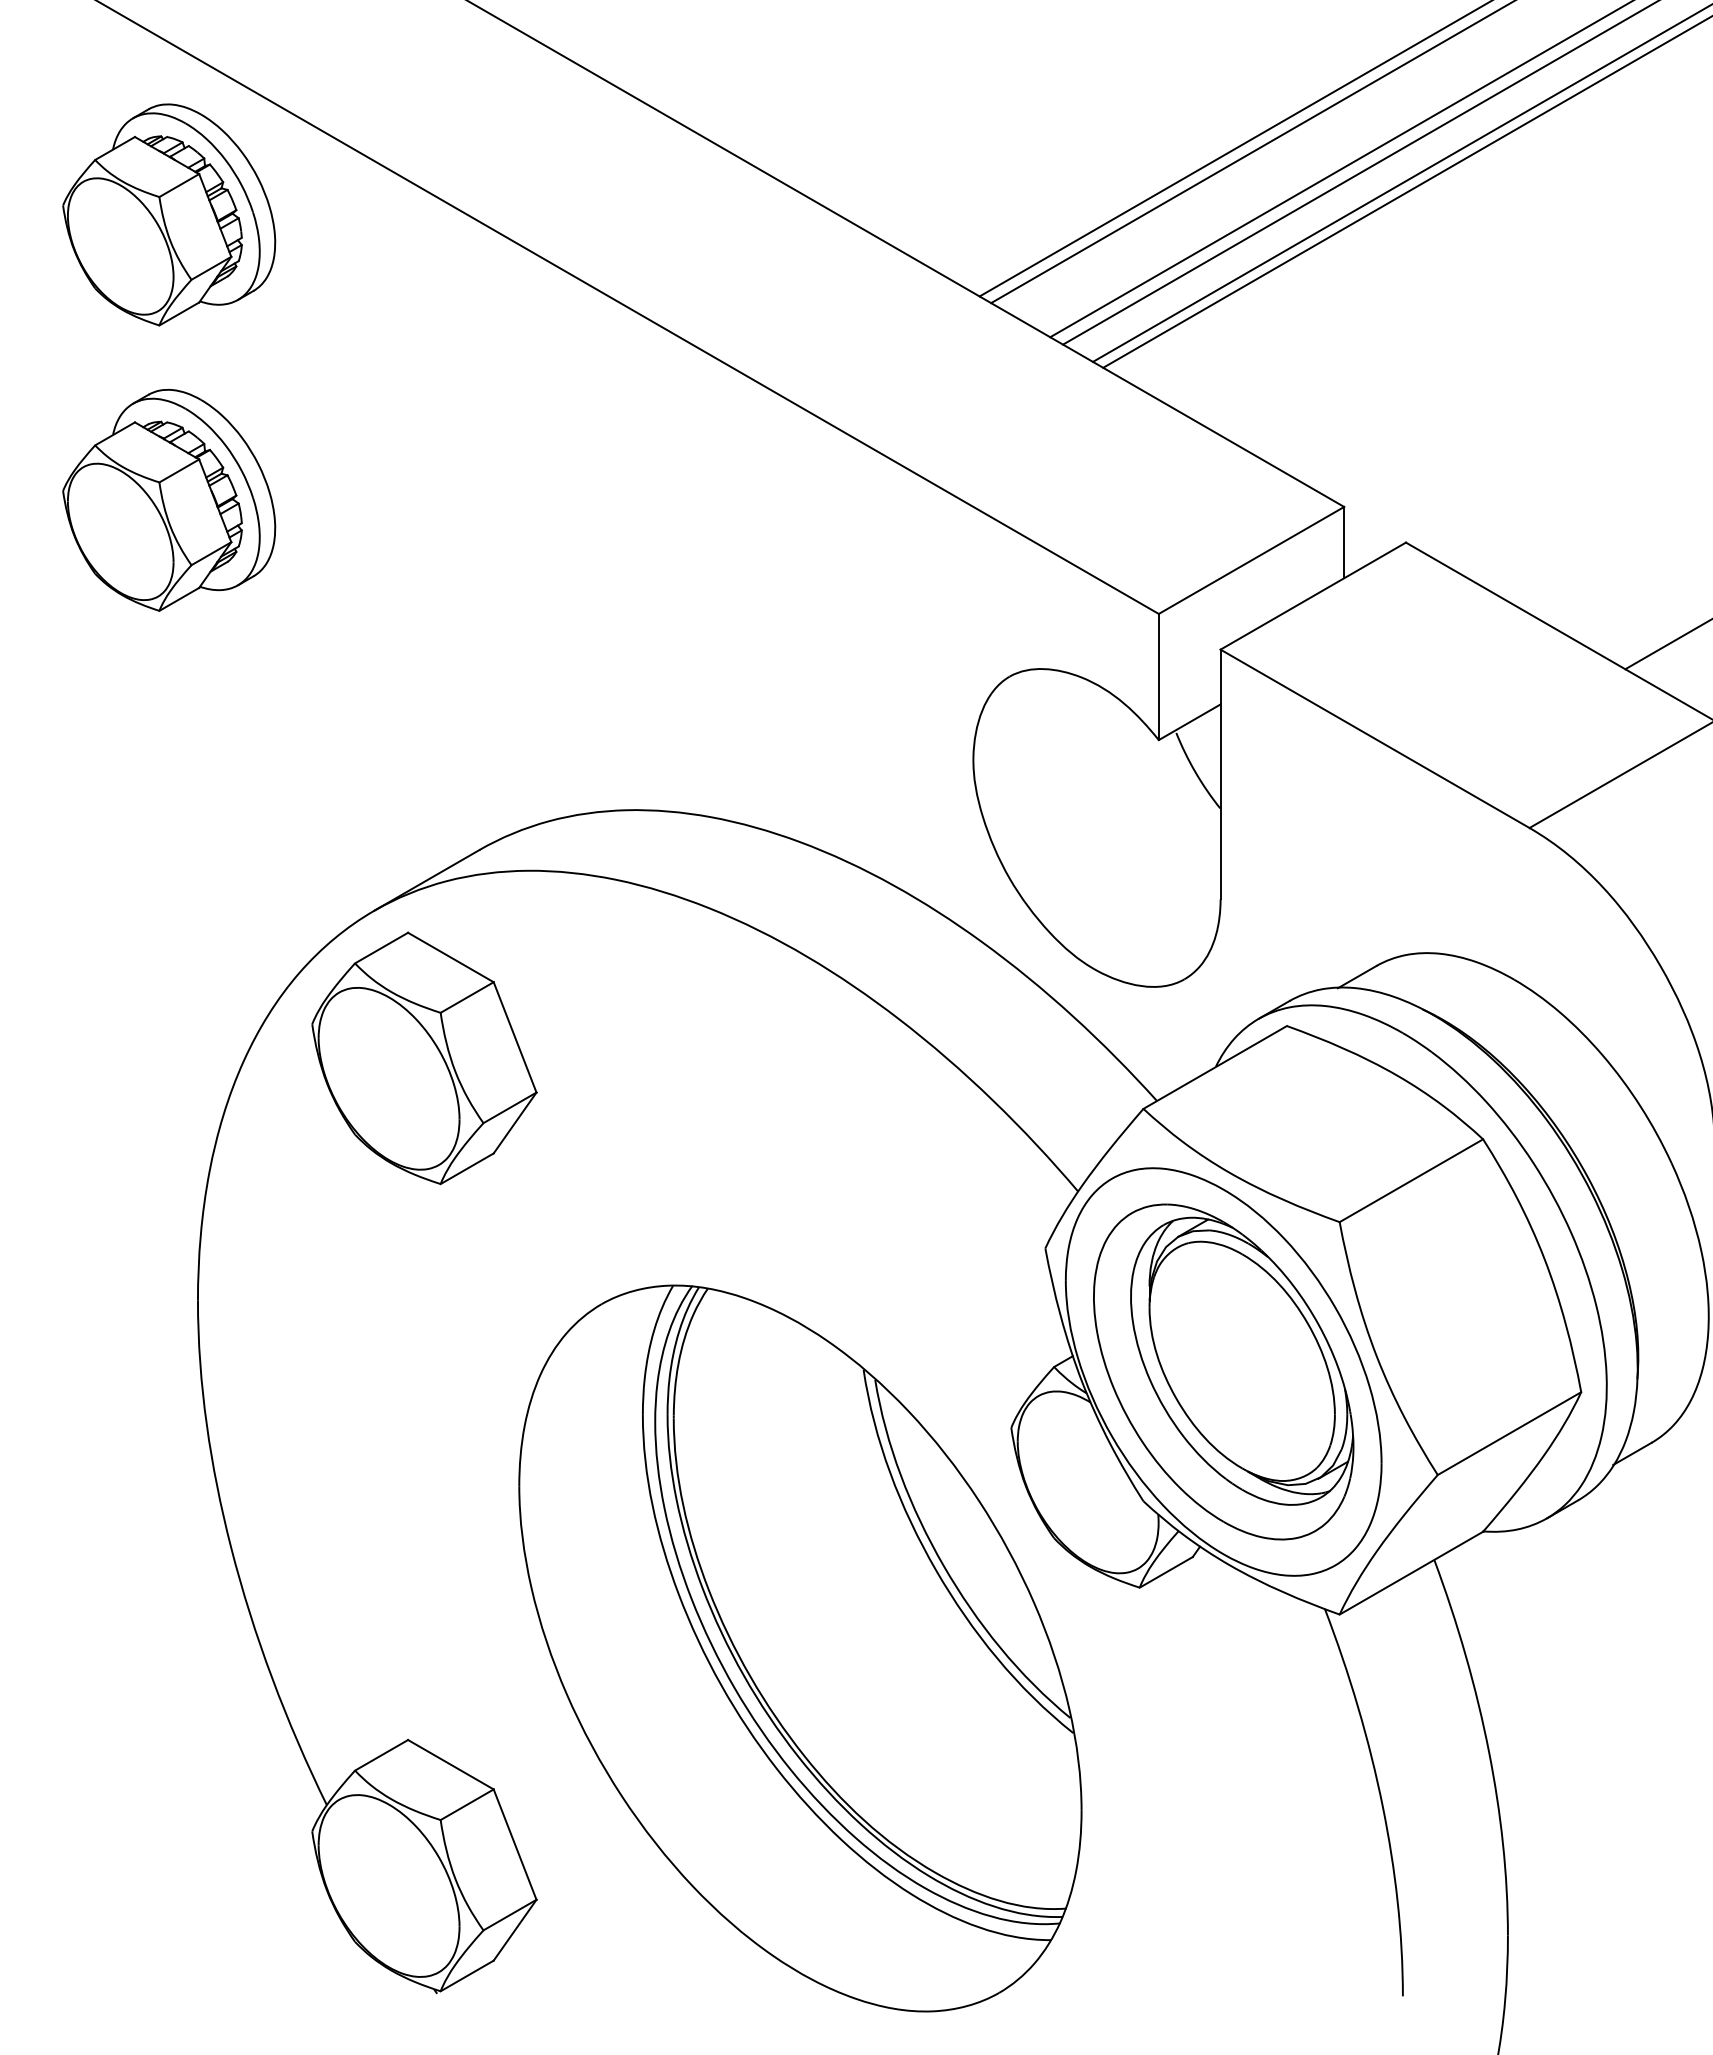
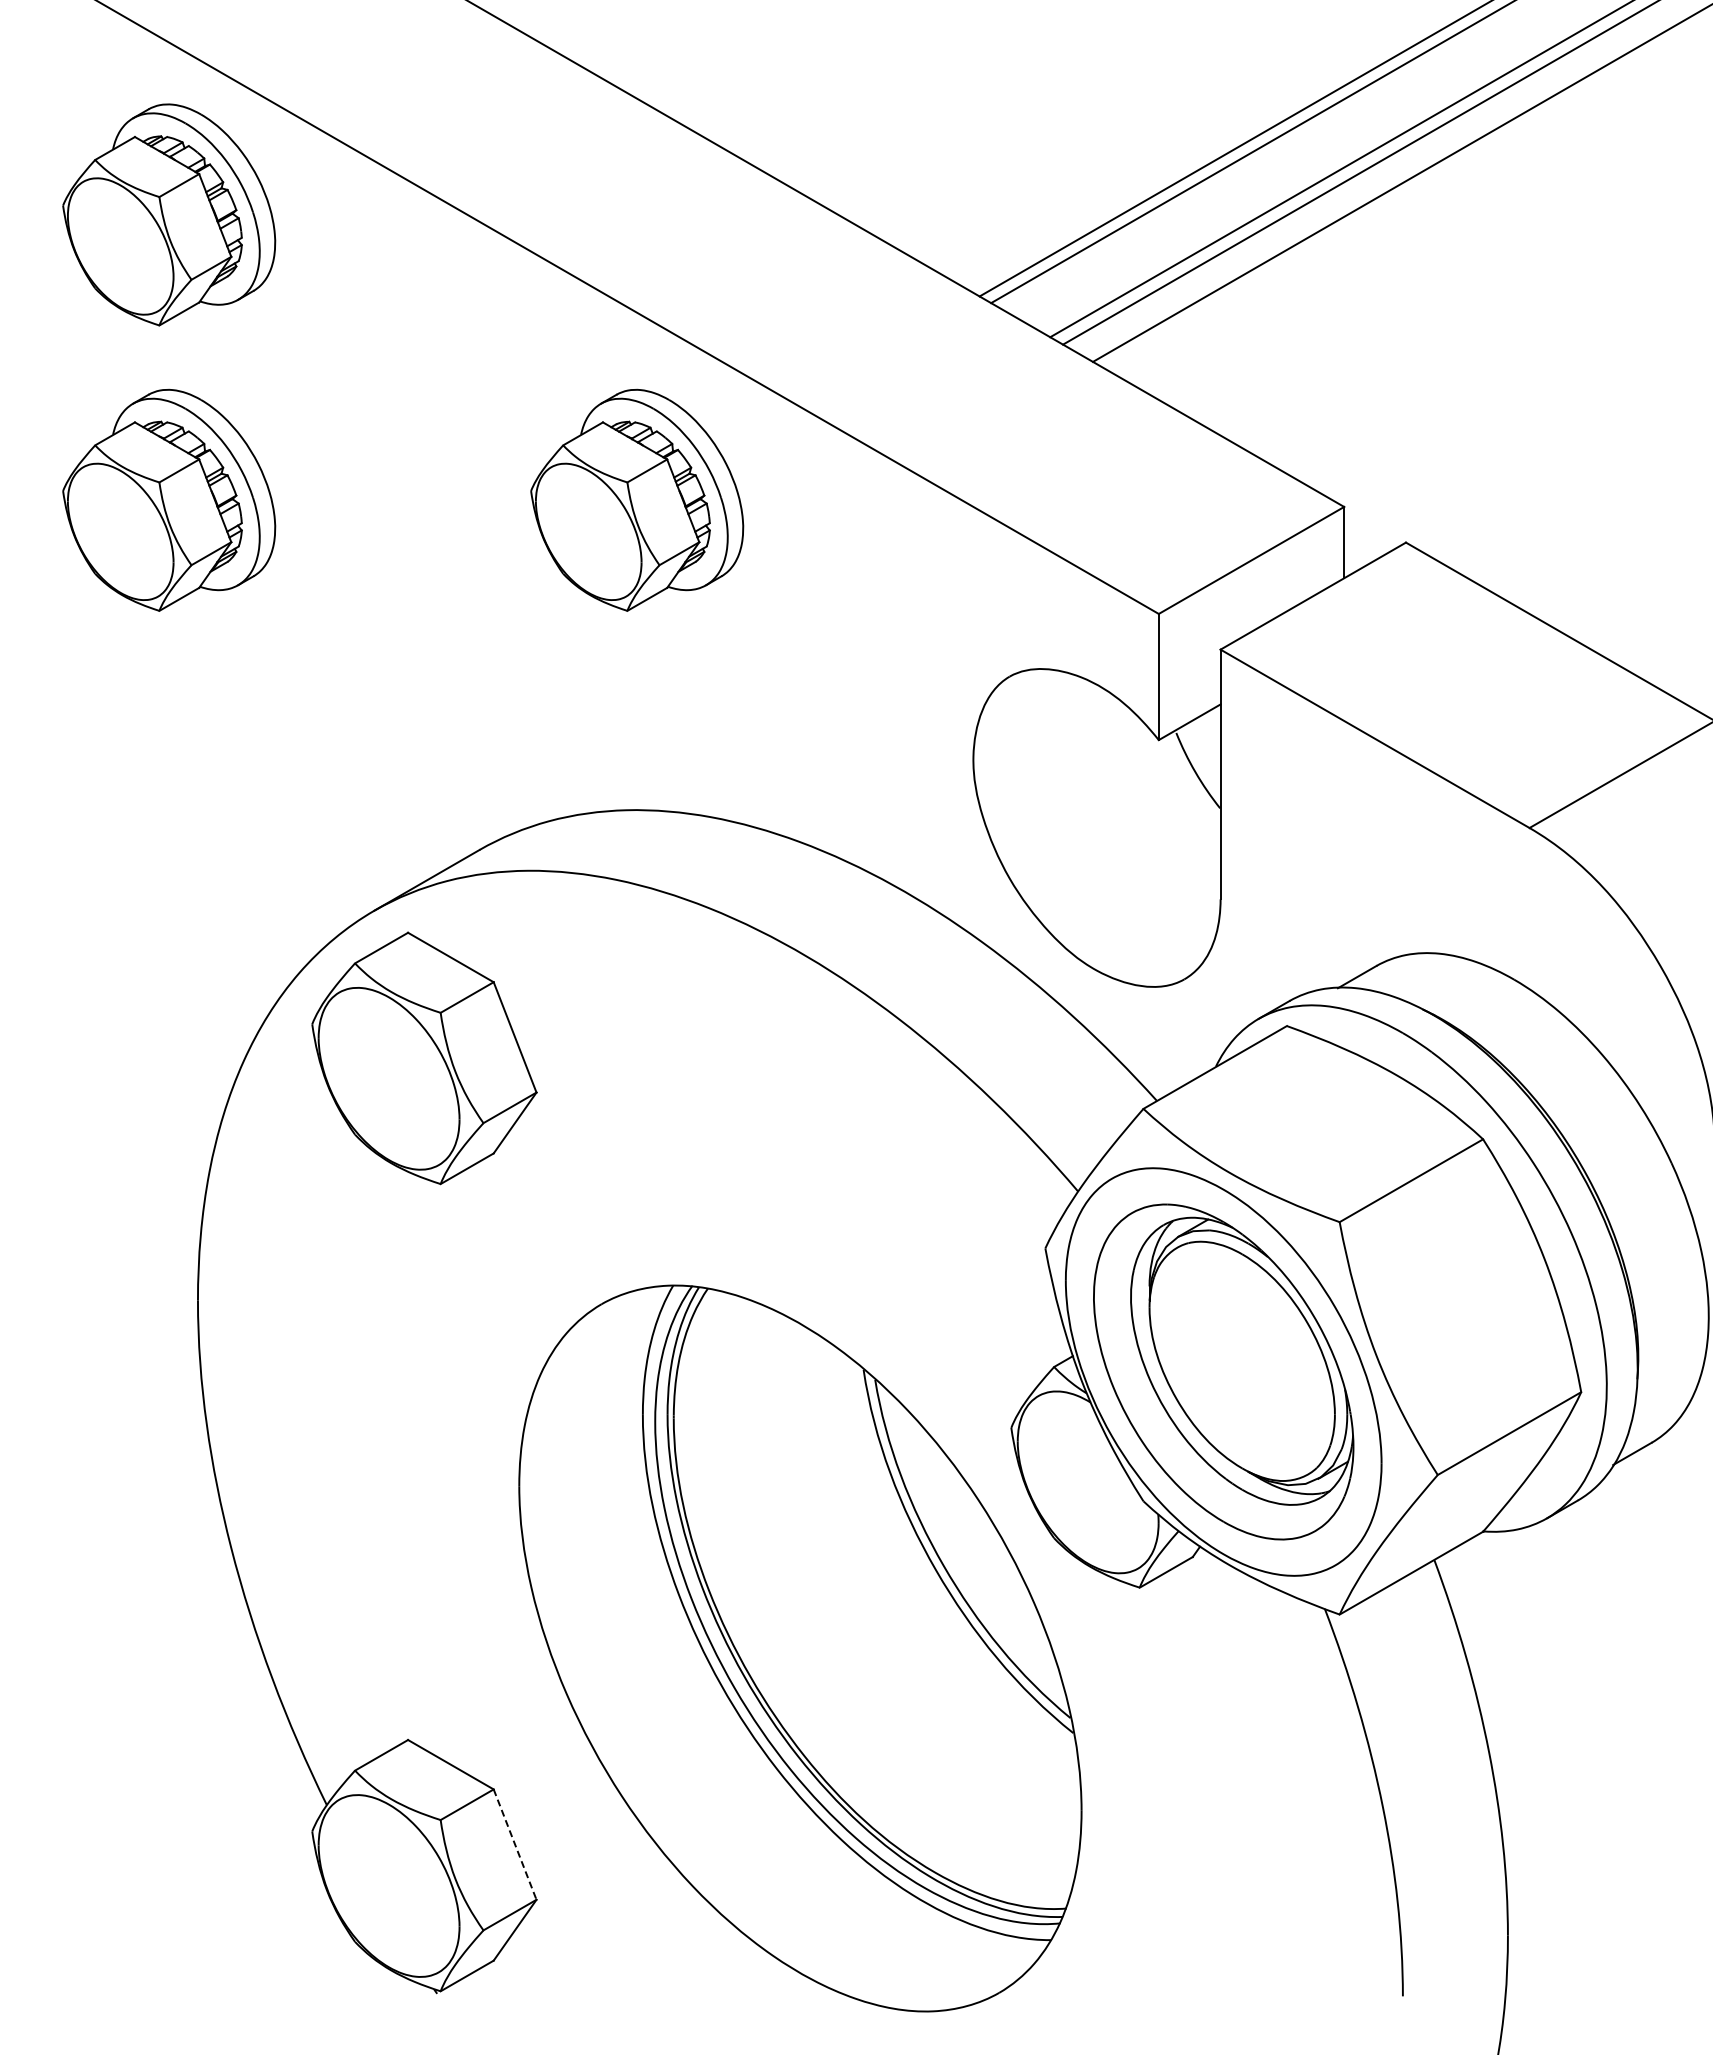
line: present -> none (1406, 192)
part: none -> present (637, 499)
line: present -> none (1667, 644)
line: solid -> dashed (515, 1845)
